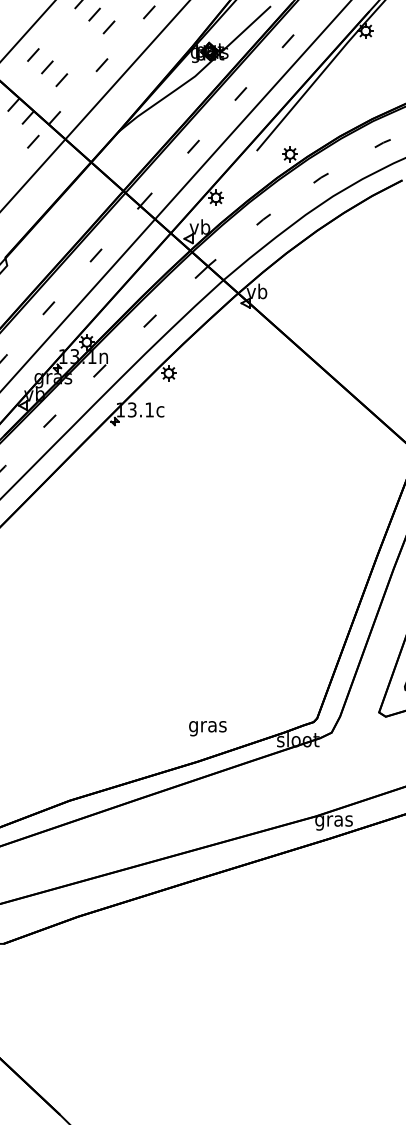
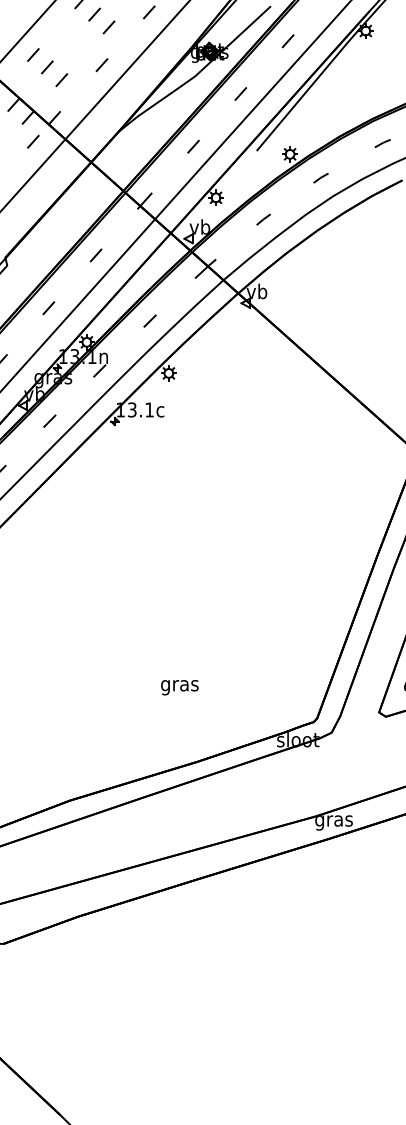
text position: (207, 728) -> (179, 687) (179, 687)
